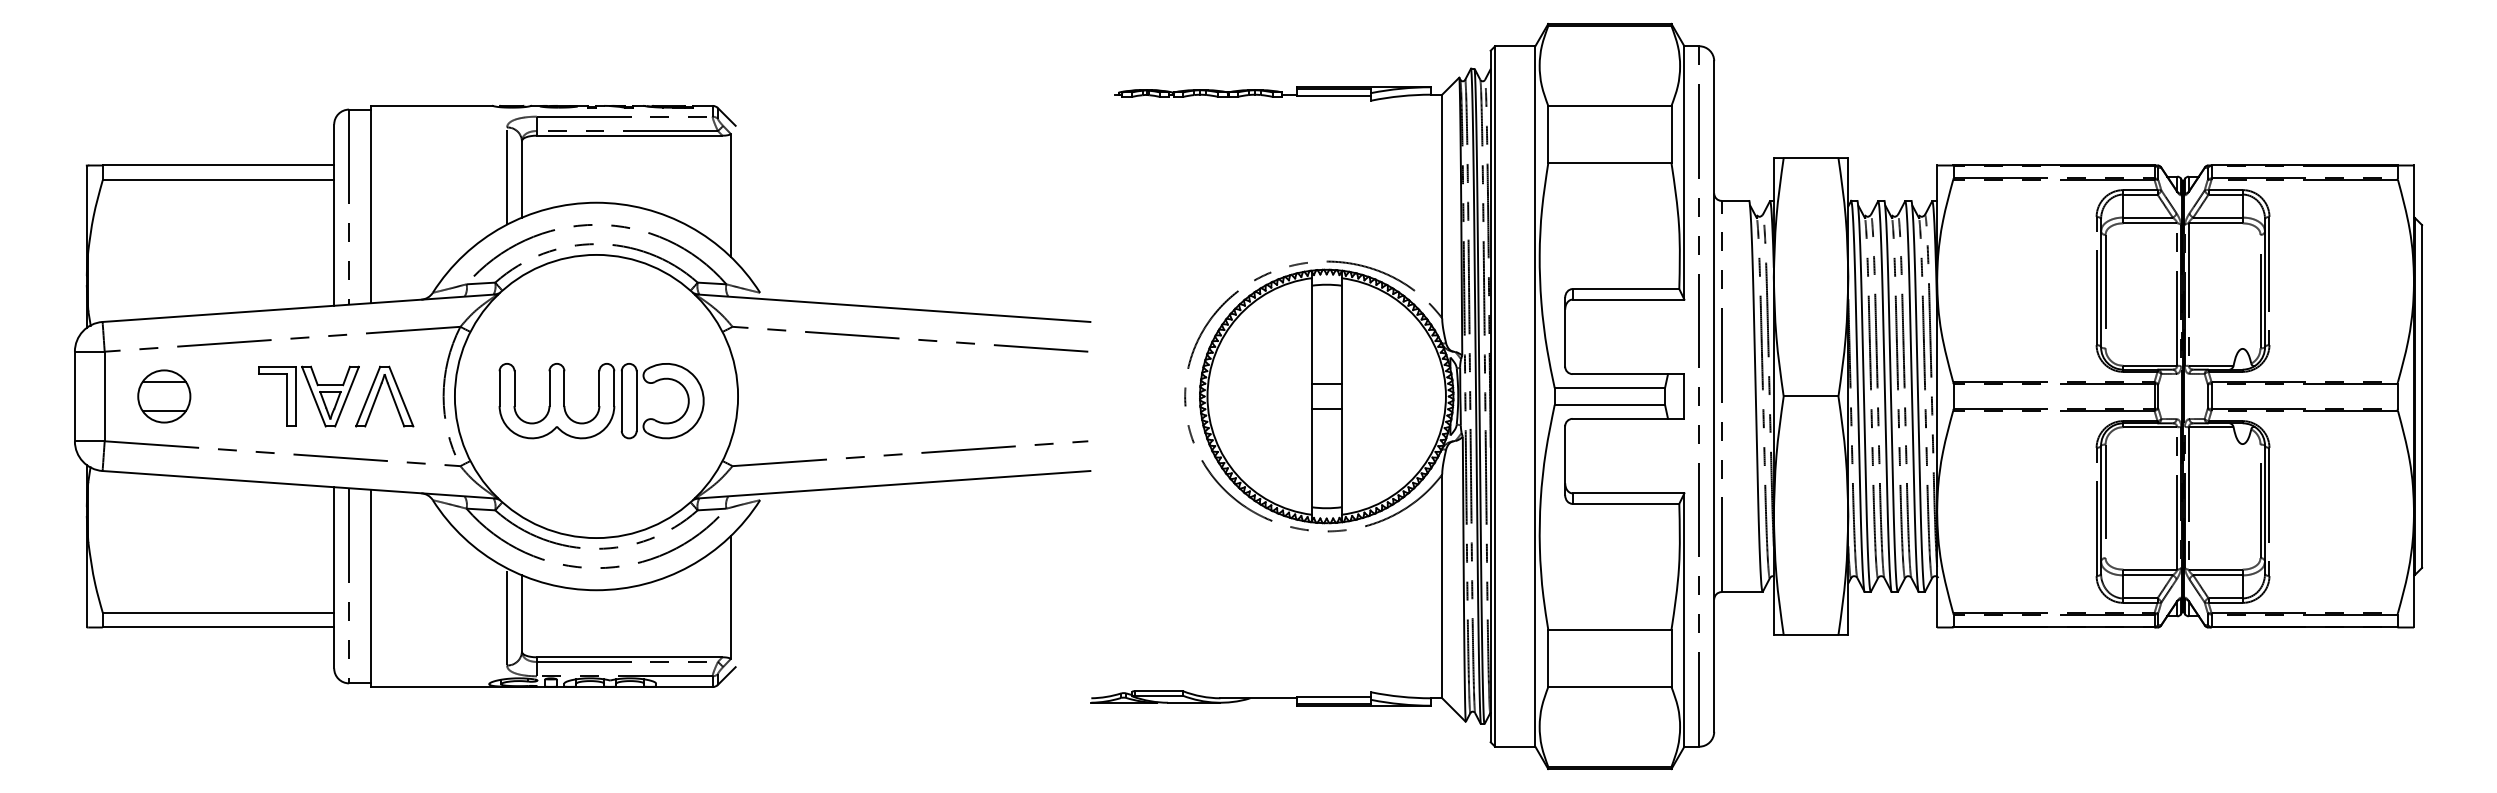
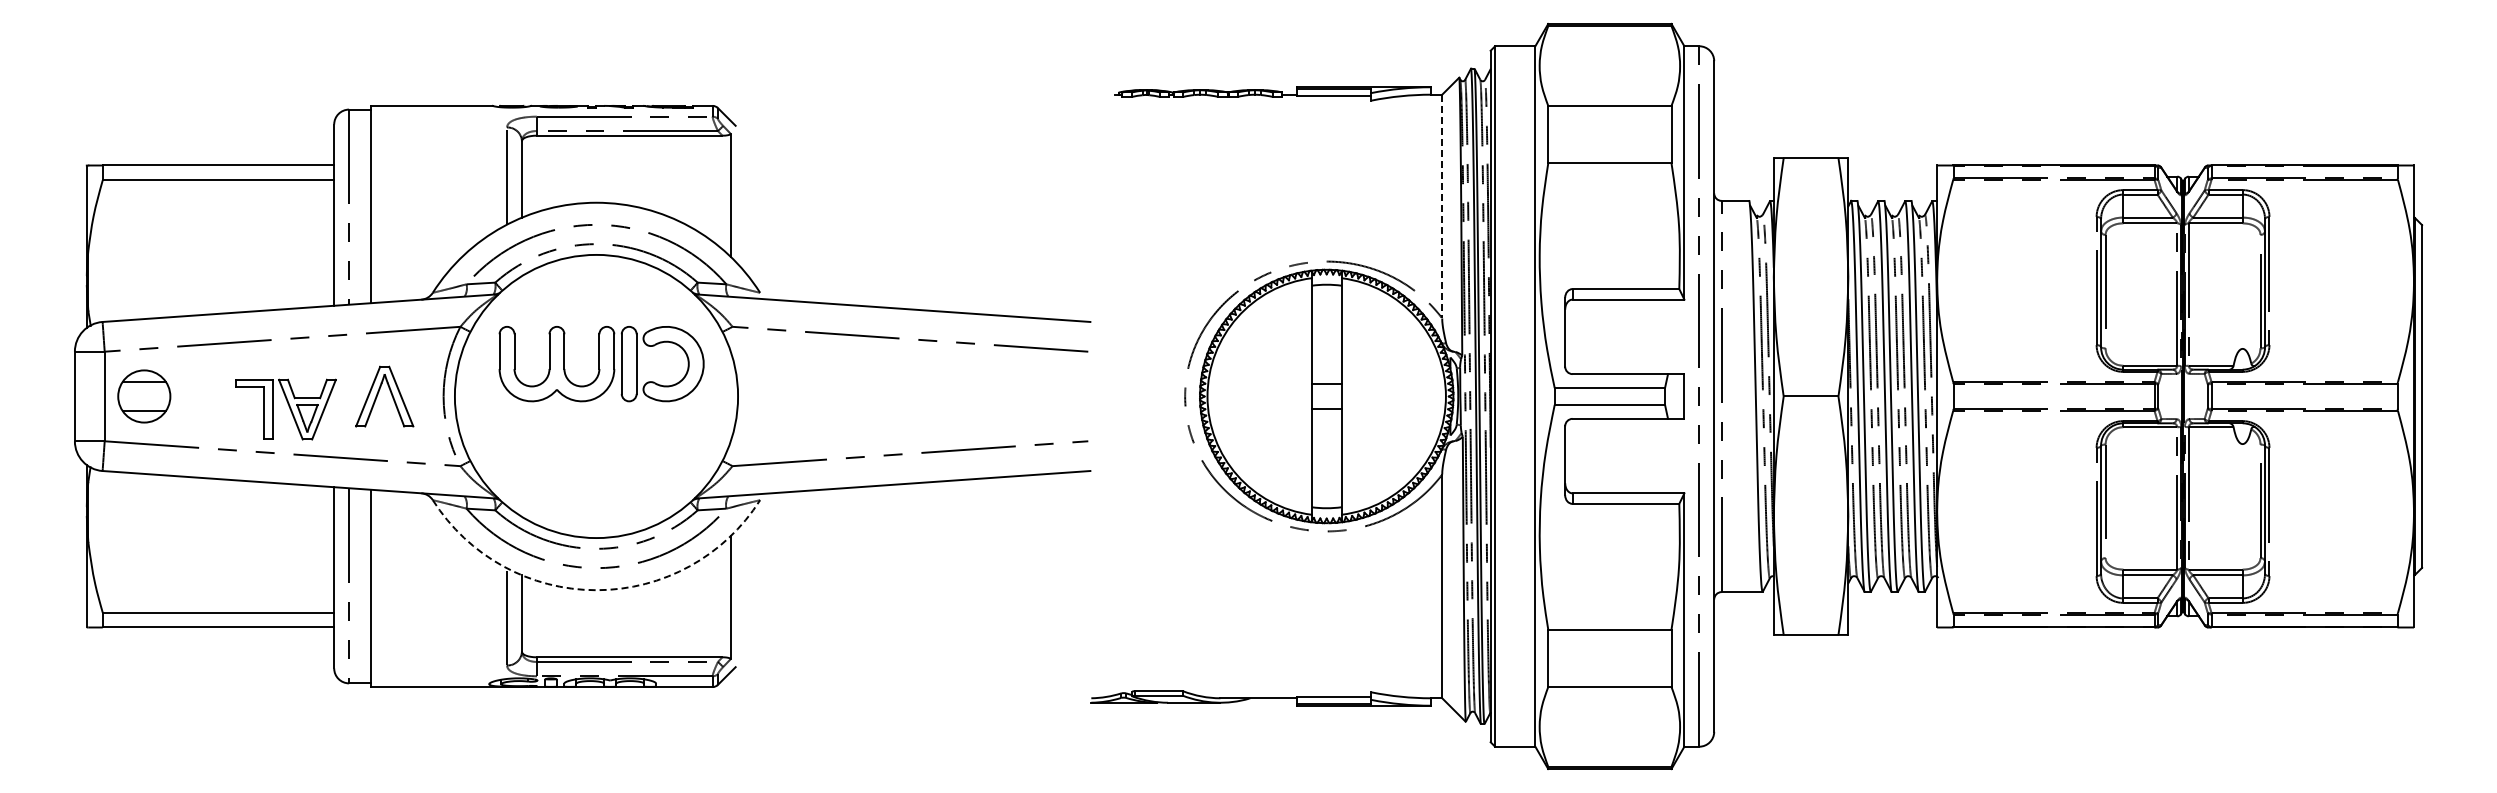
line: solid -> dashed (1442, 206)
part position: (164, 396) -> (144, 396) (144, 396)
part position: (308, 396) -> (285, 409) (285, 409)
part position: (601, 401) -> (601, 364) (601, 364)
arc: solid -> dashed (596, 590)
